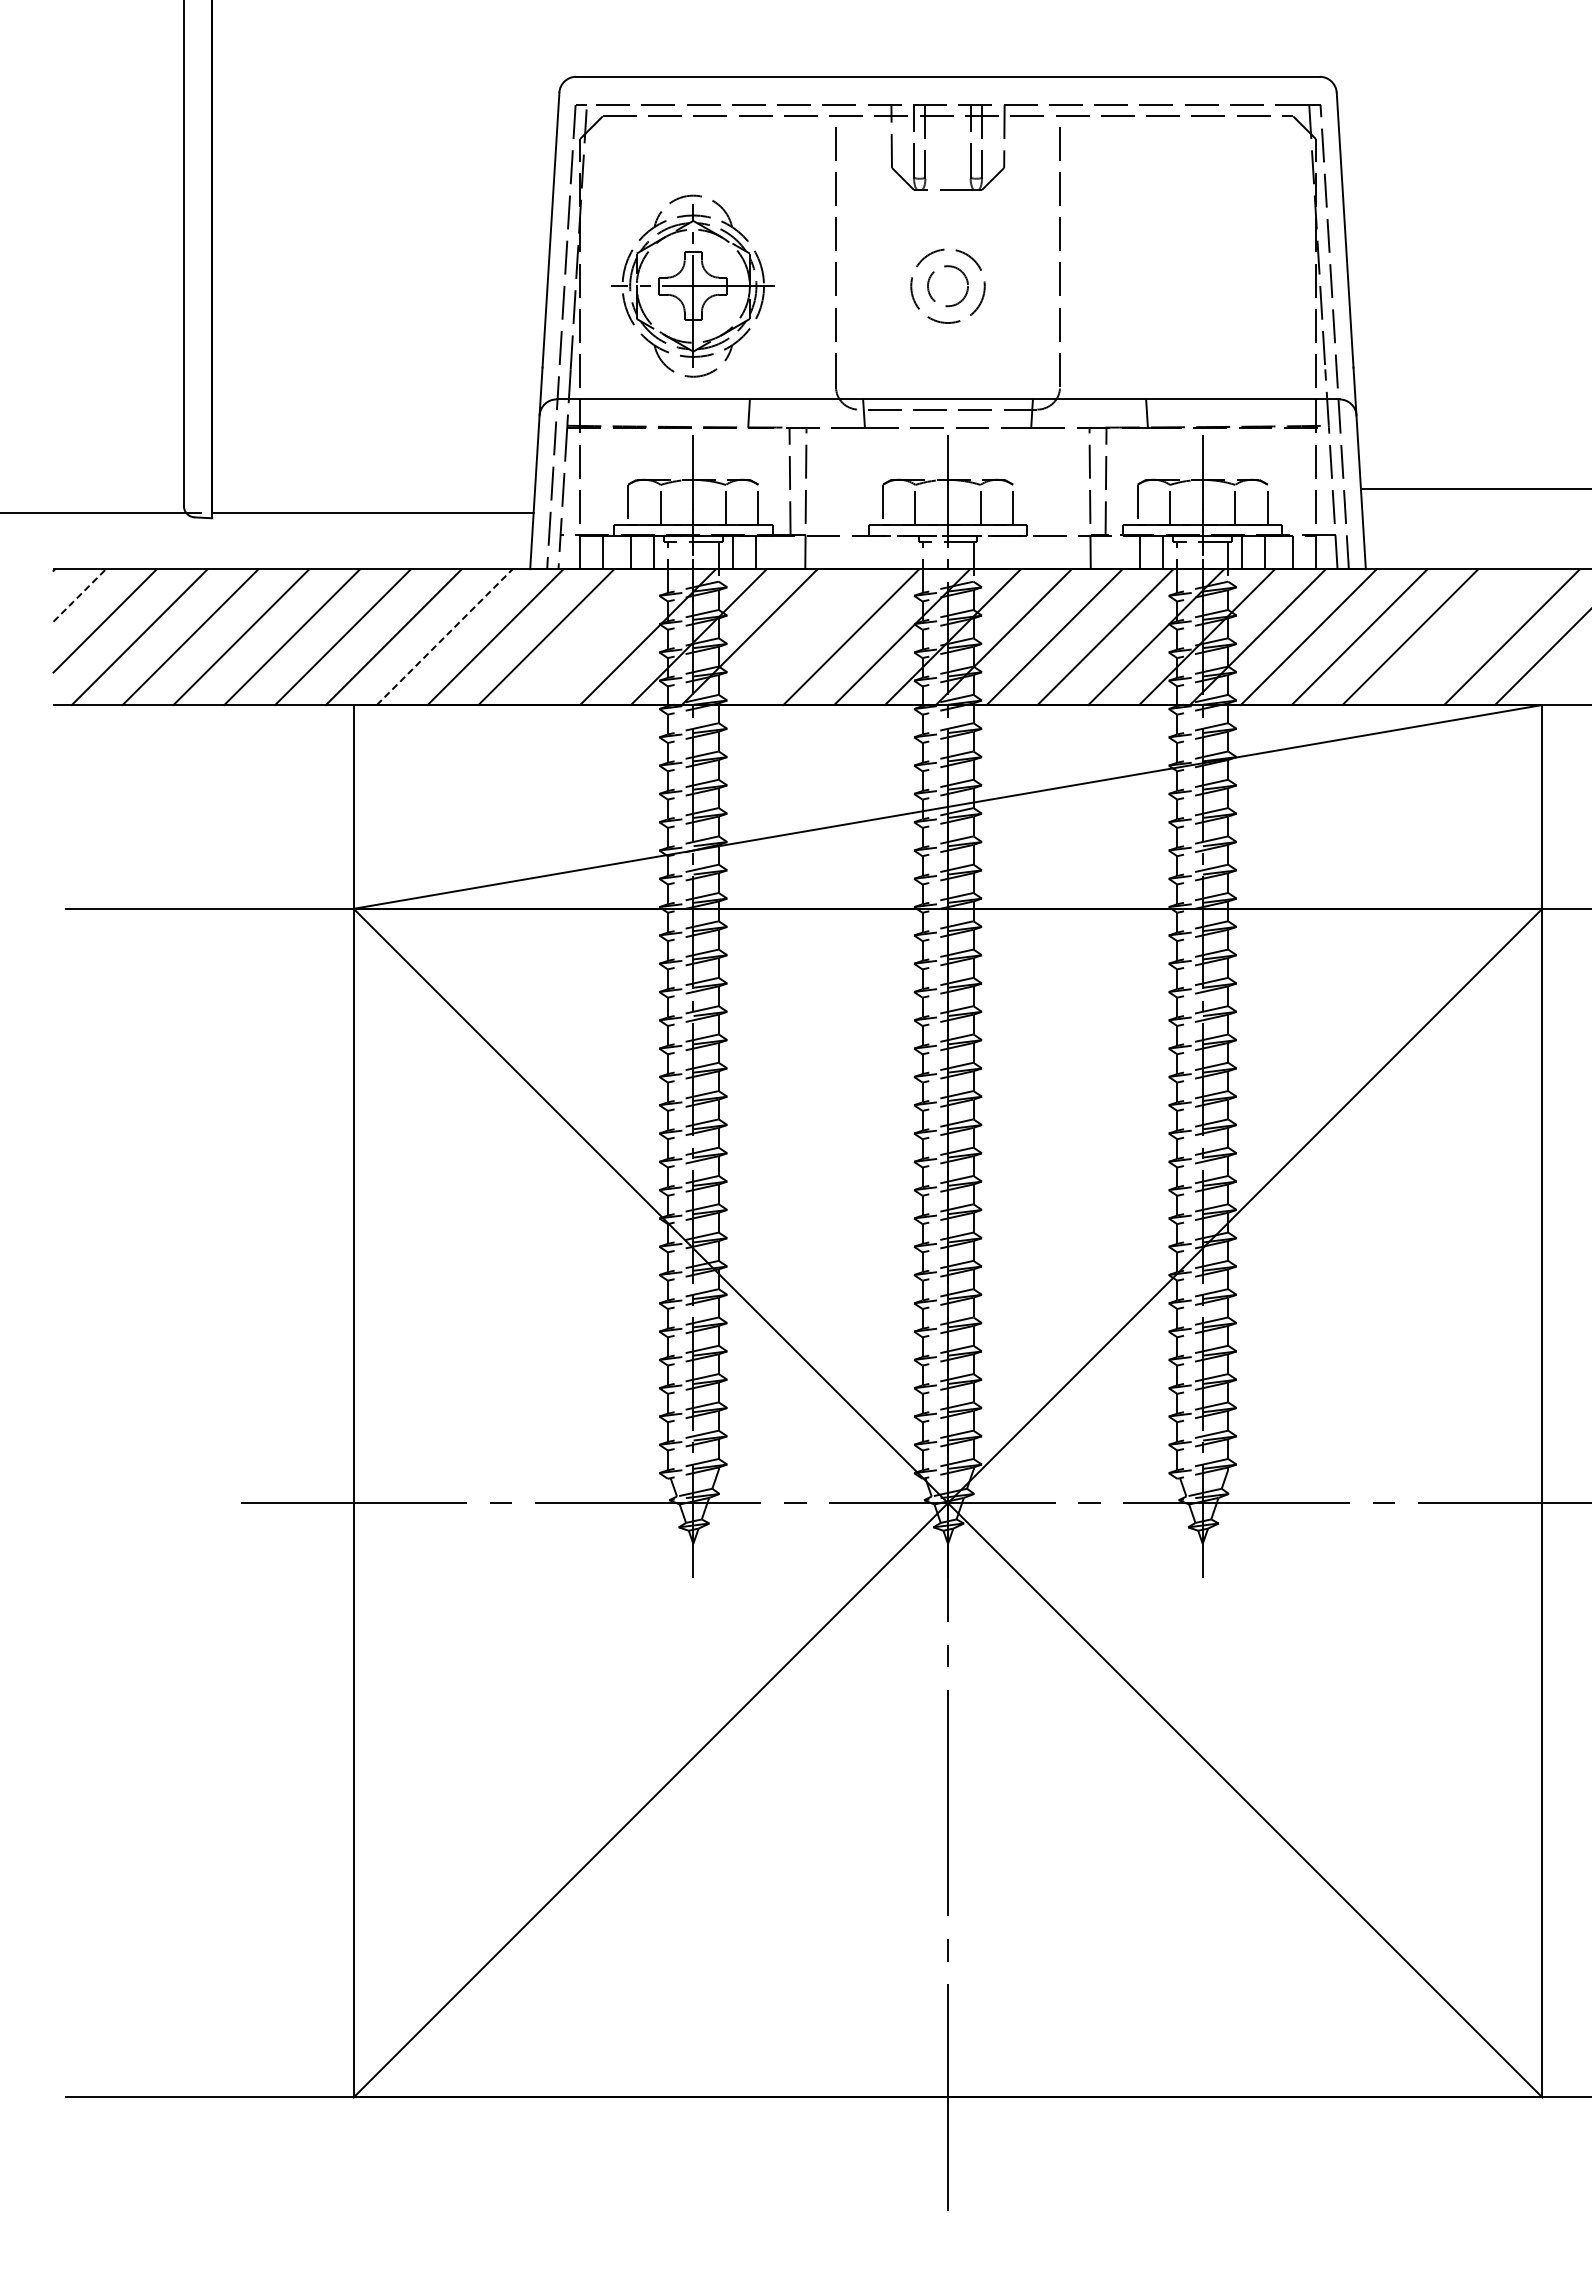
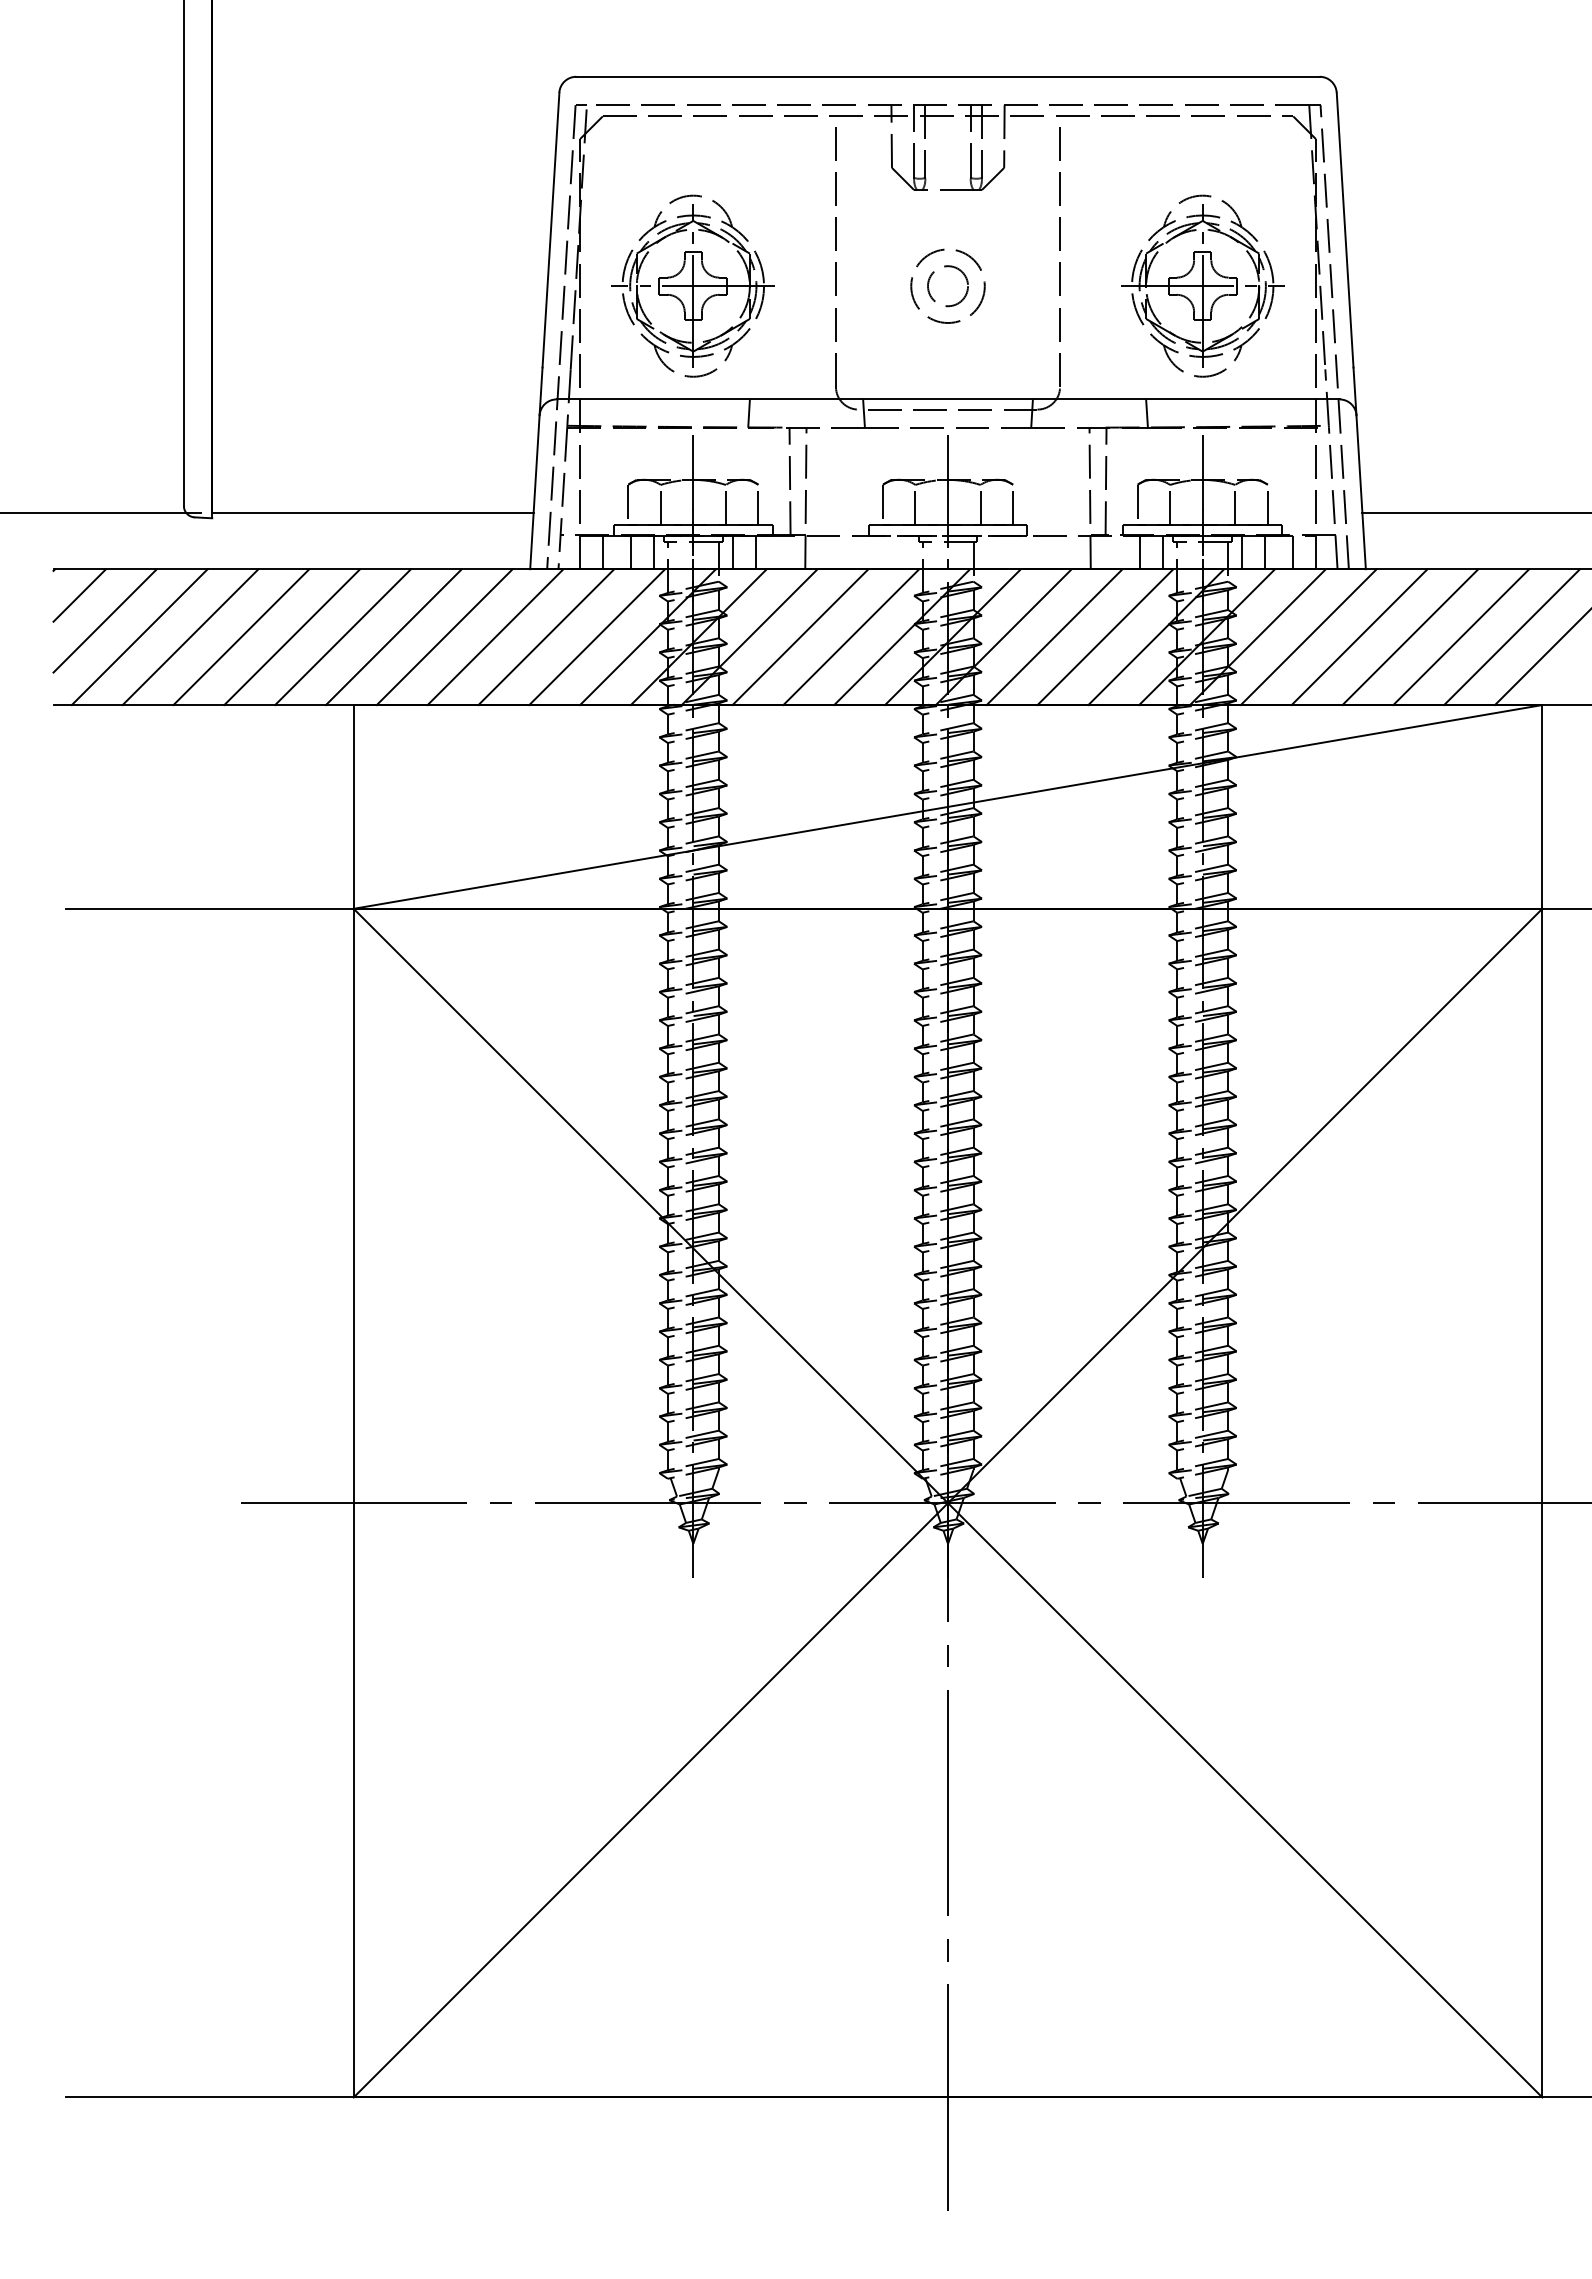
part: none -> present (1202, 285)
line position: (1475, 488) -> (1475, 512) (1475, 512)
line: dashed -> solid (80, 595)
line: dashed -> solid (445, 636)
line: none -> present (597, 637)
line: none -> present (800, 637)
line: none -> present (1461, 637)
